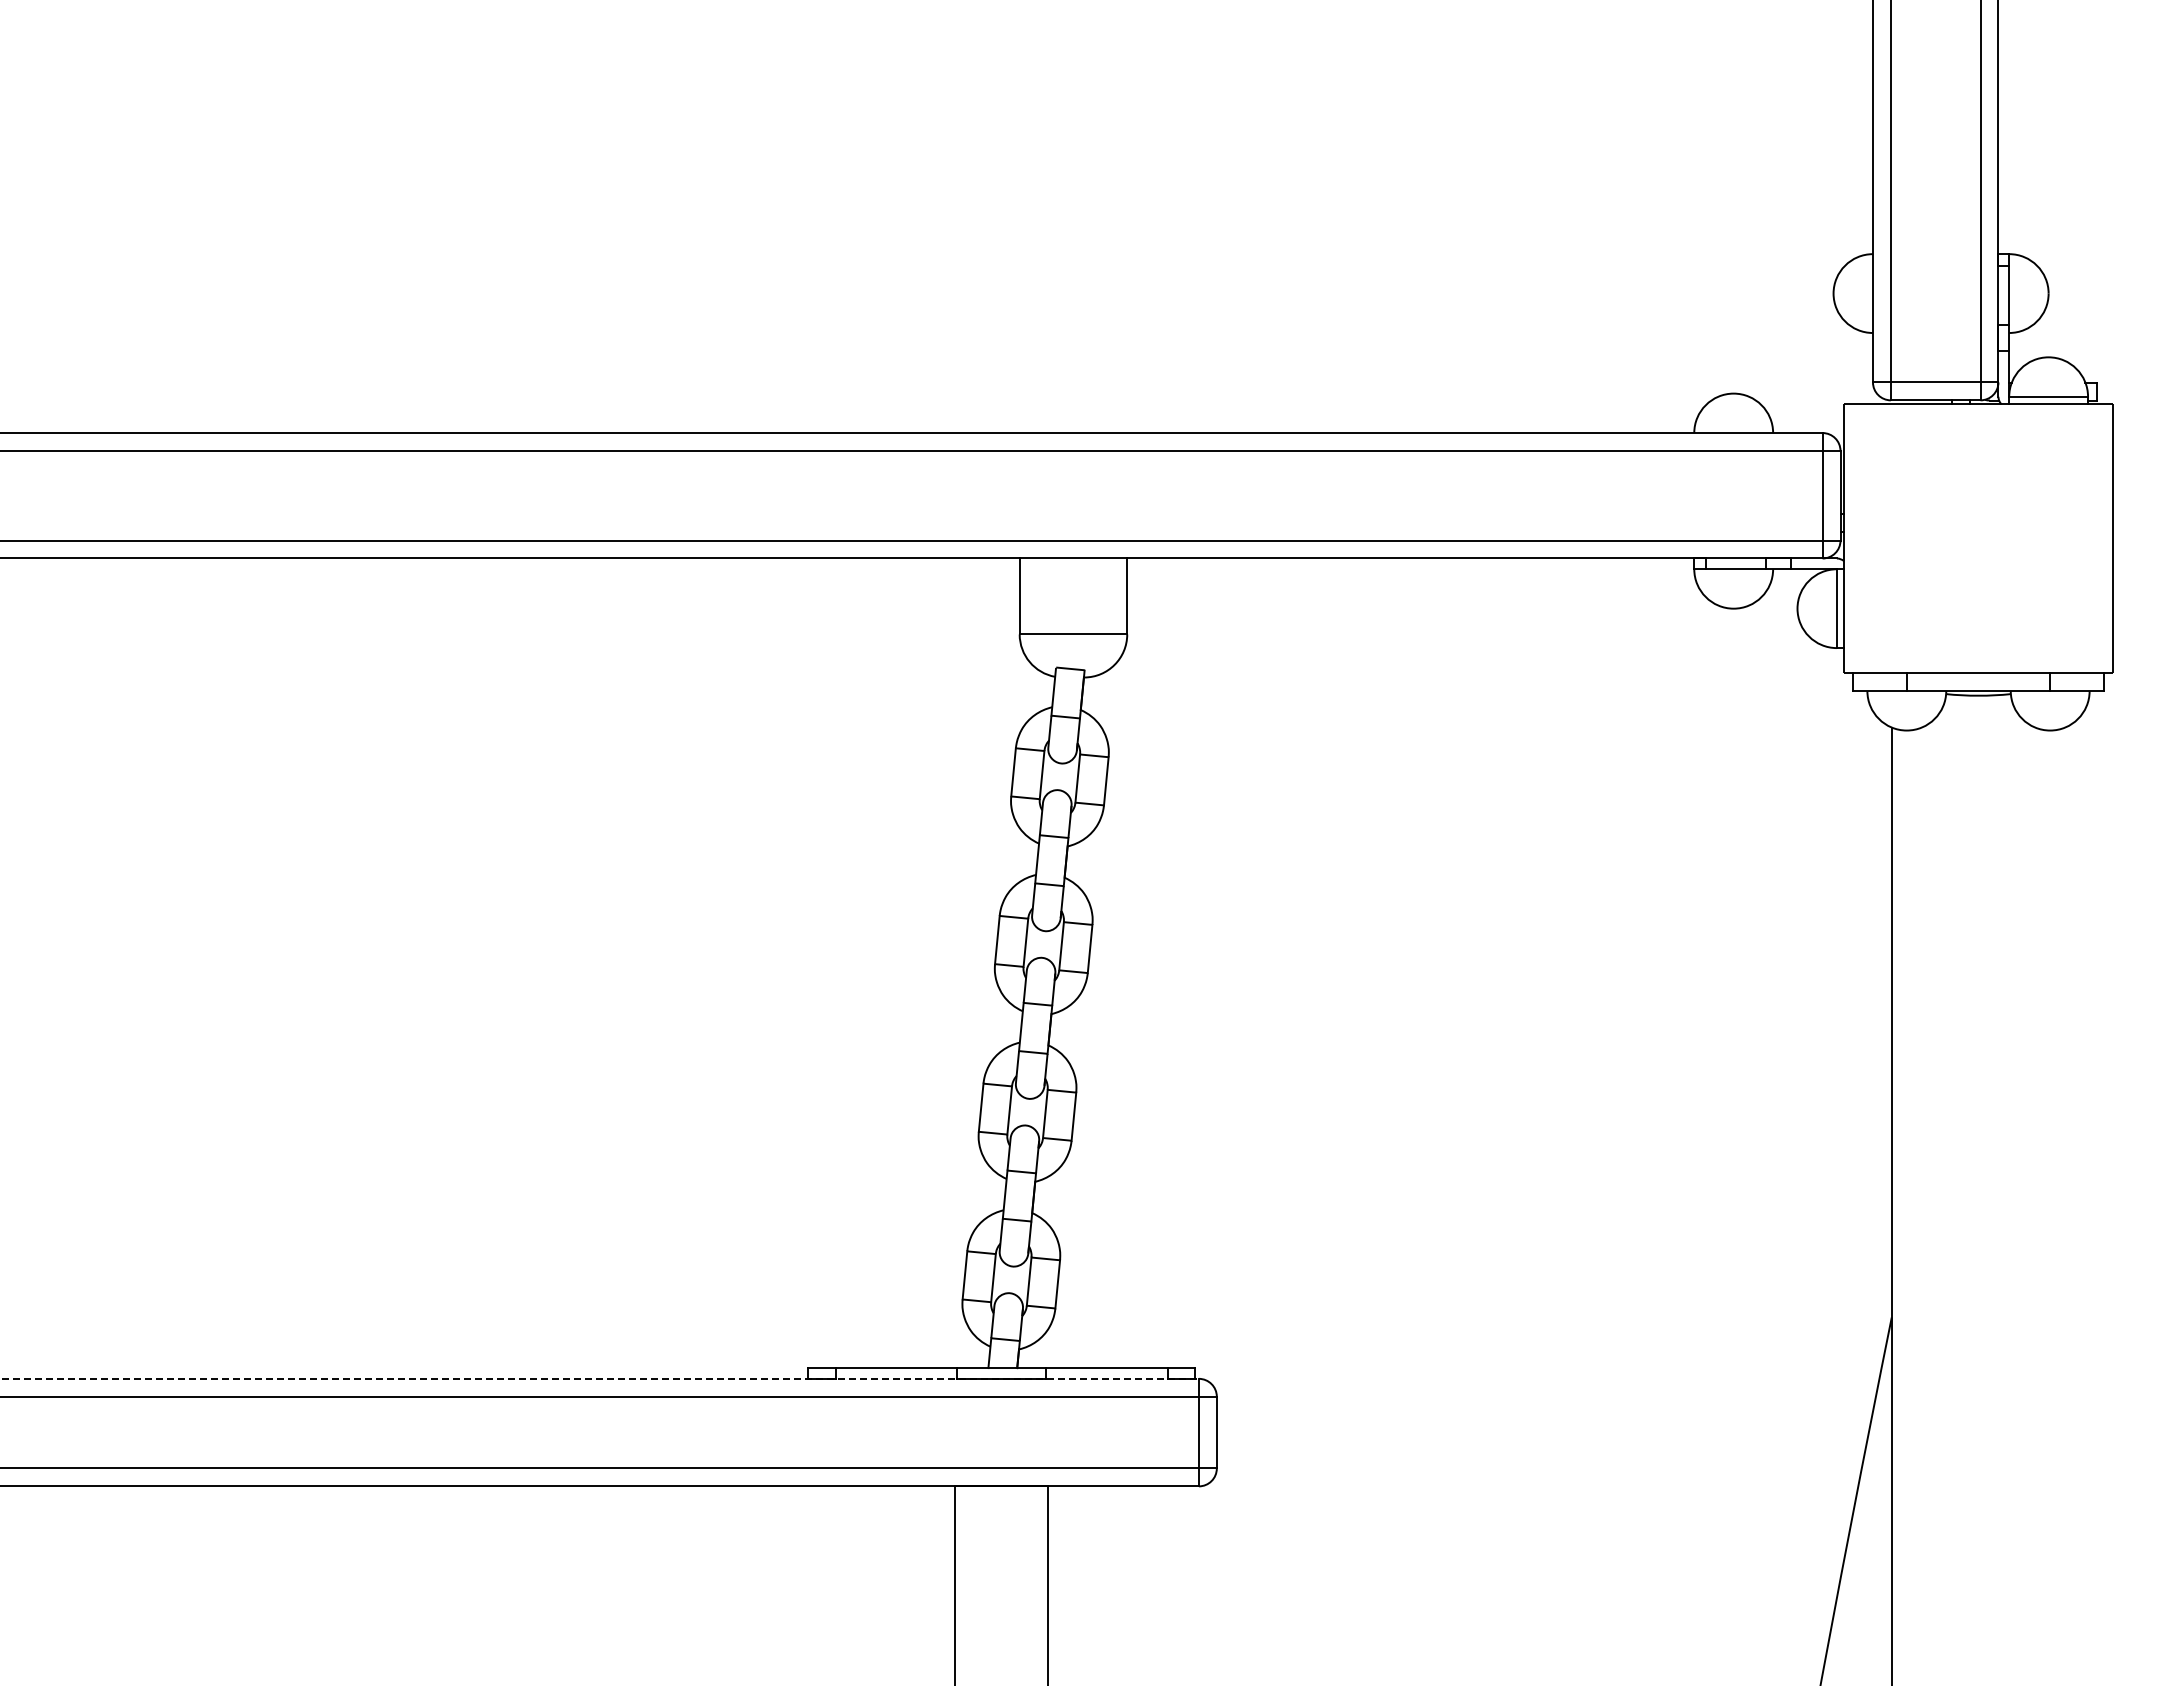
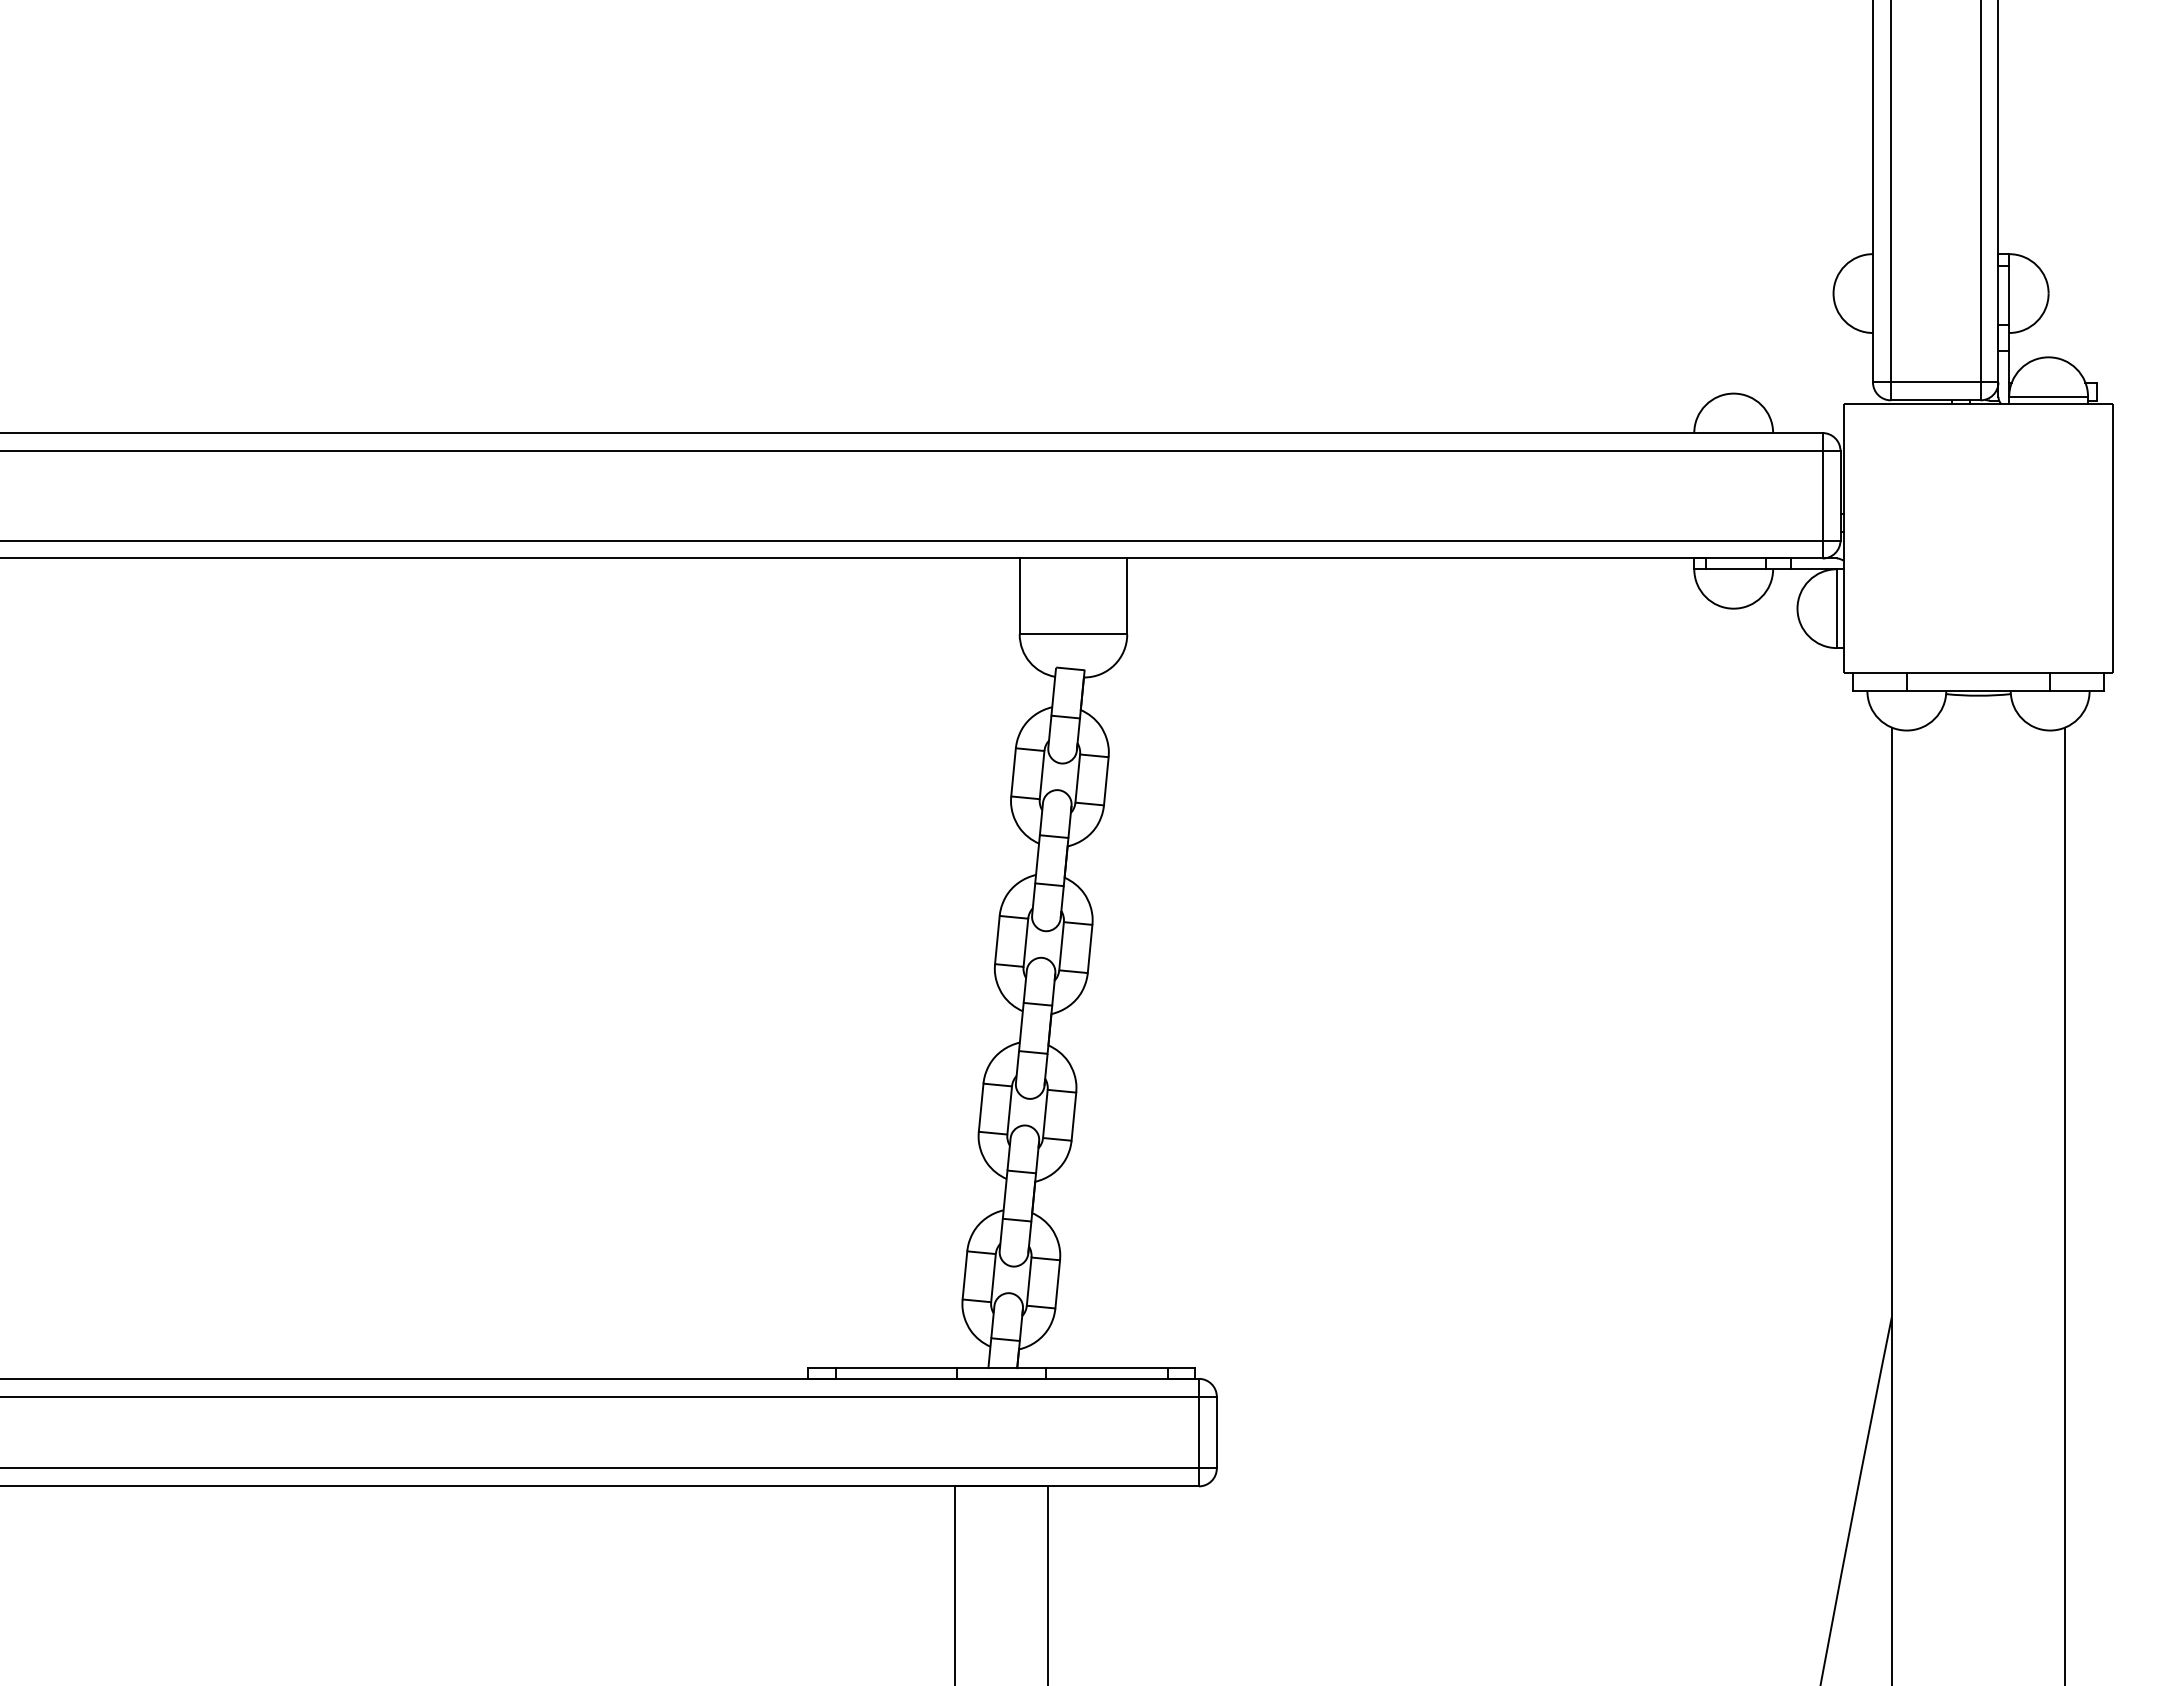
line: none -> present (2065, 1204)
line: dashed -> solid (600, 1378)
